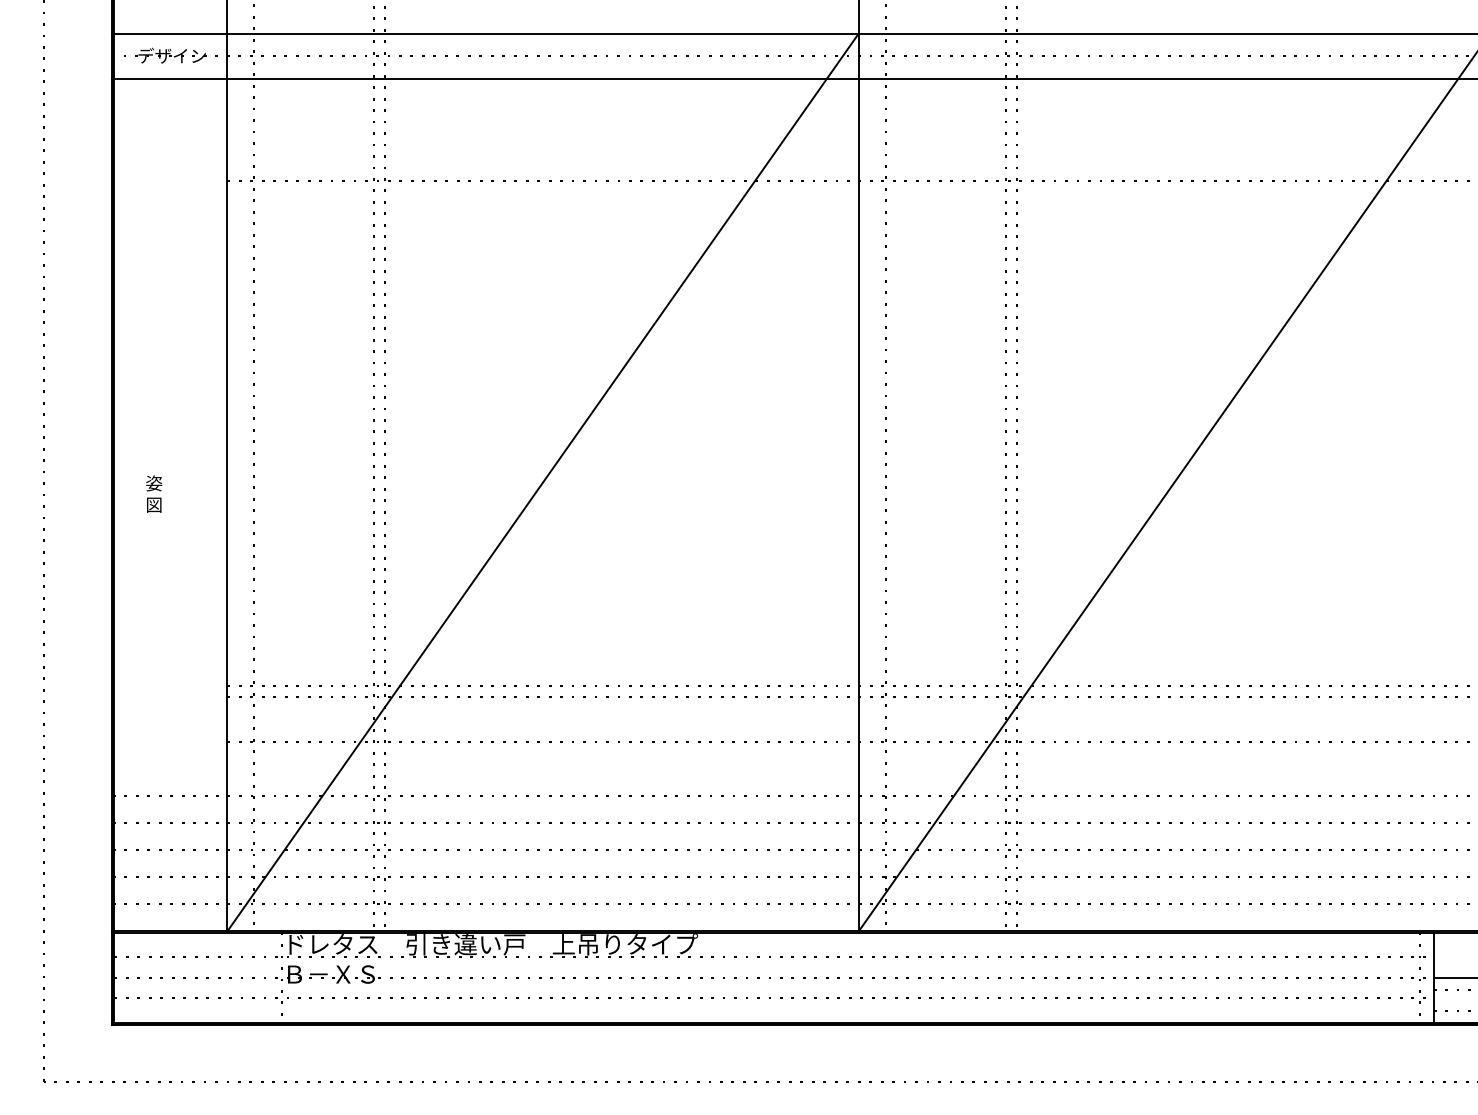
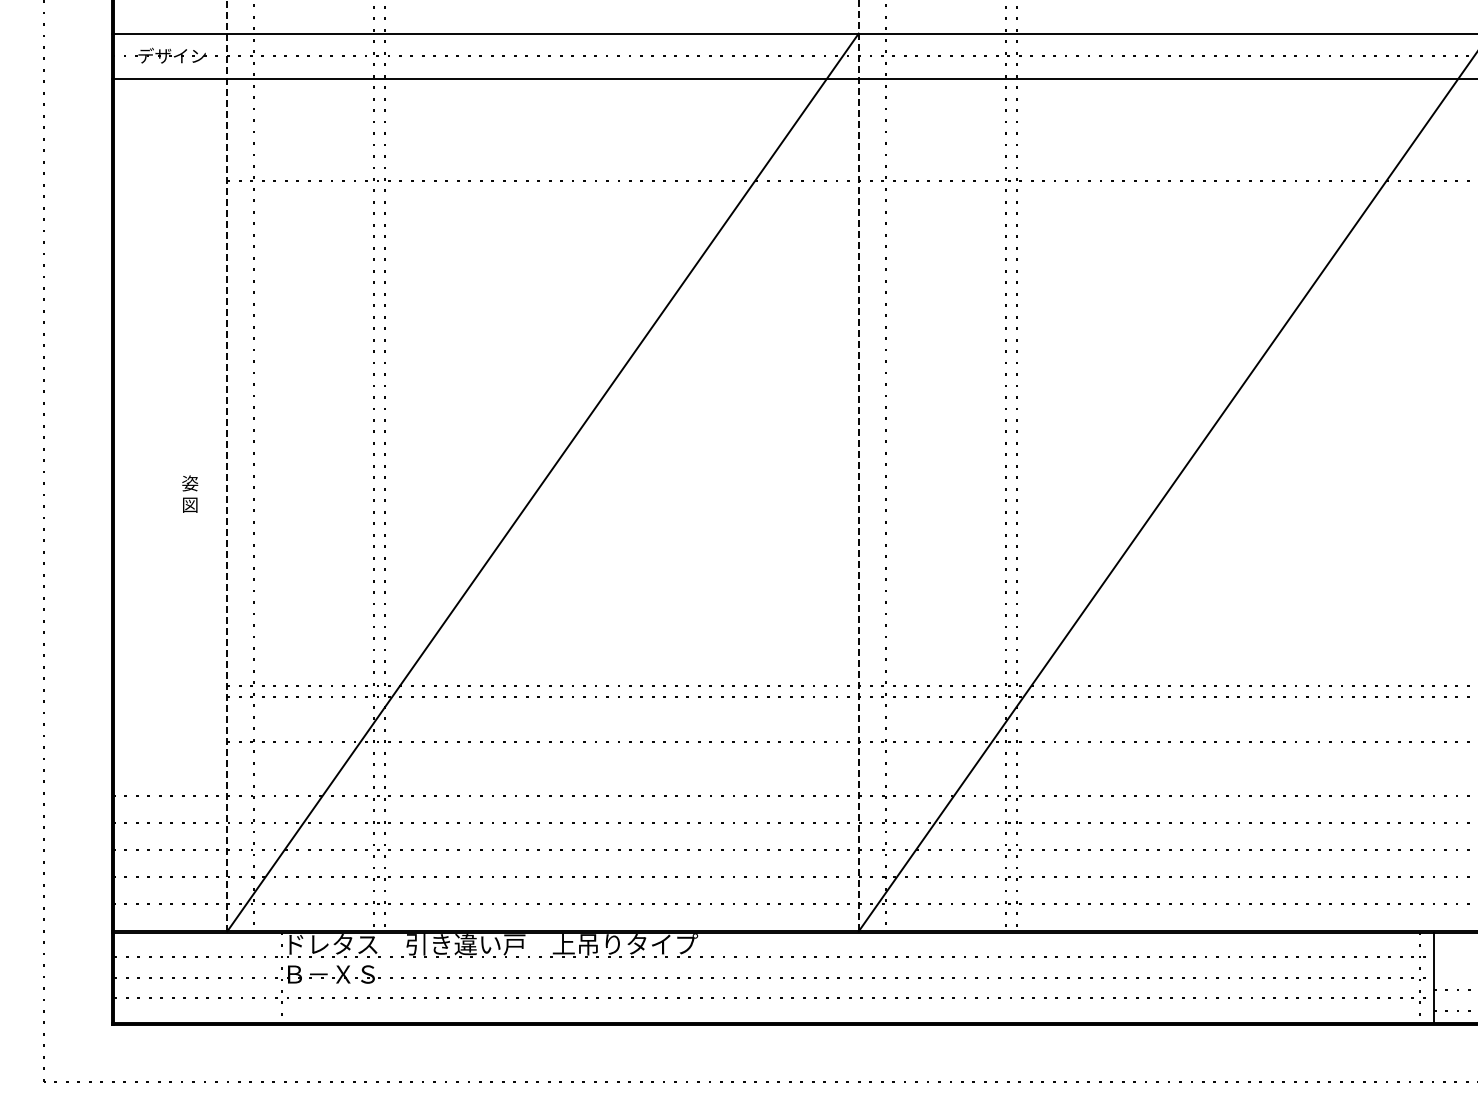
line: solid -> dashed (858, 465)
line: solid -> dashed (227, 466)
text position: (154, 493) -> (190, 493) (190, 493)
line: present -> none (1453, 977)
